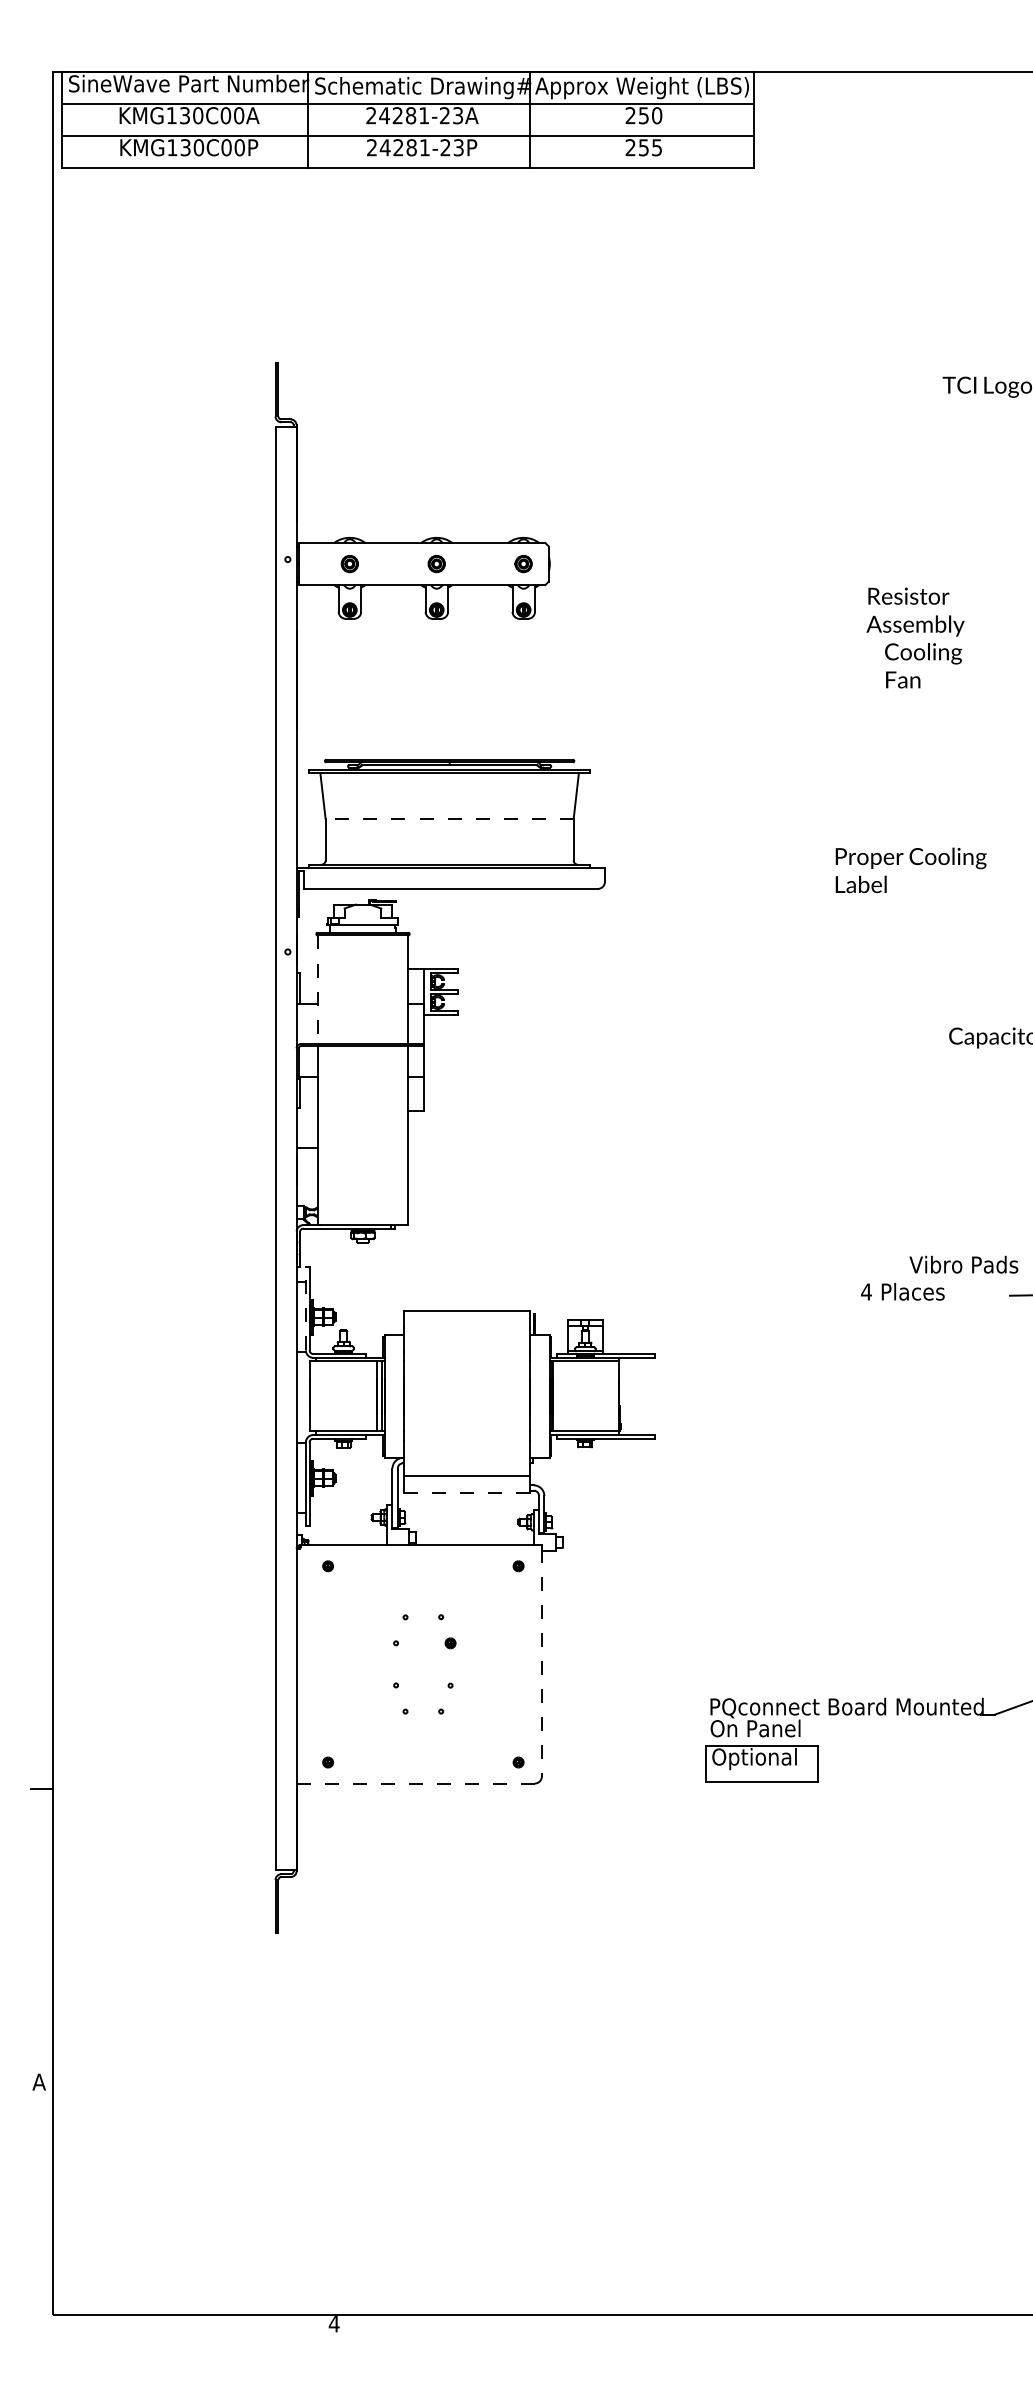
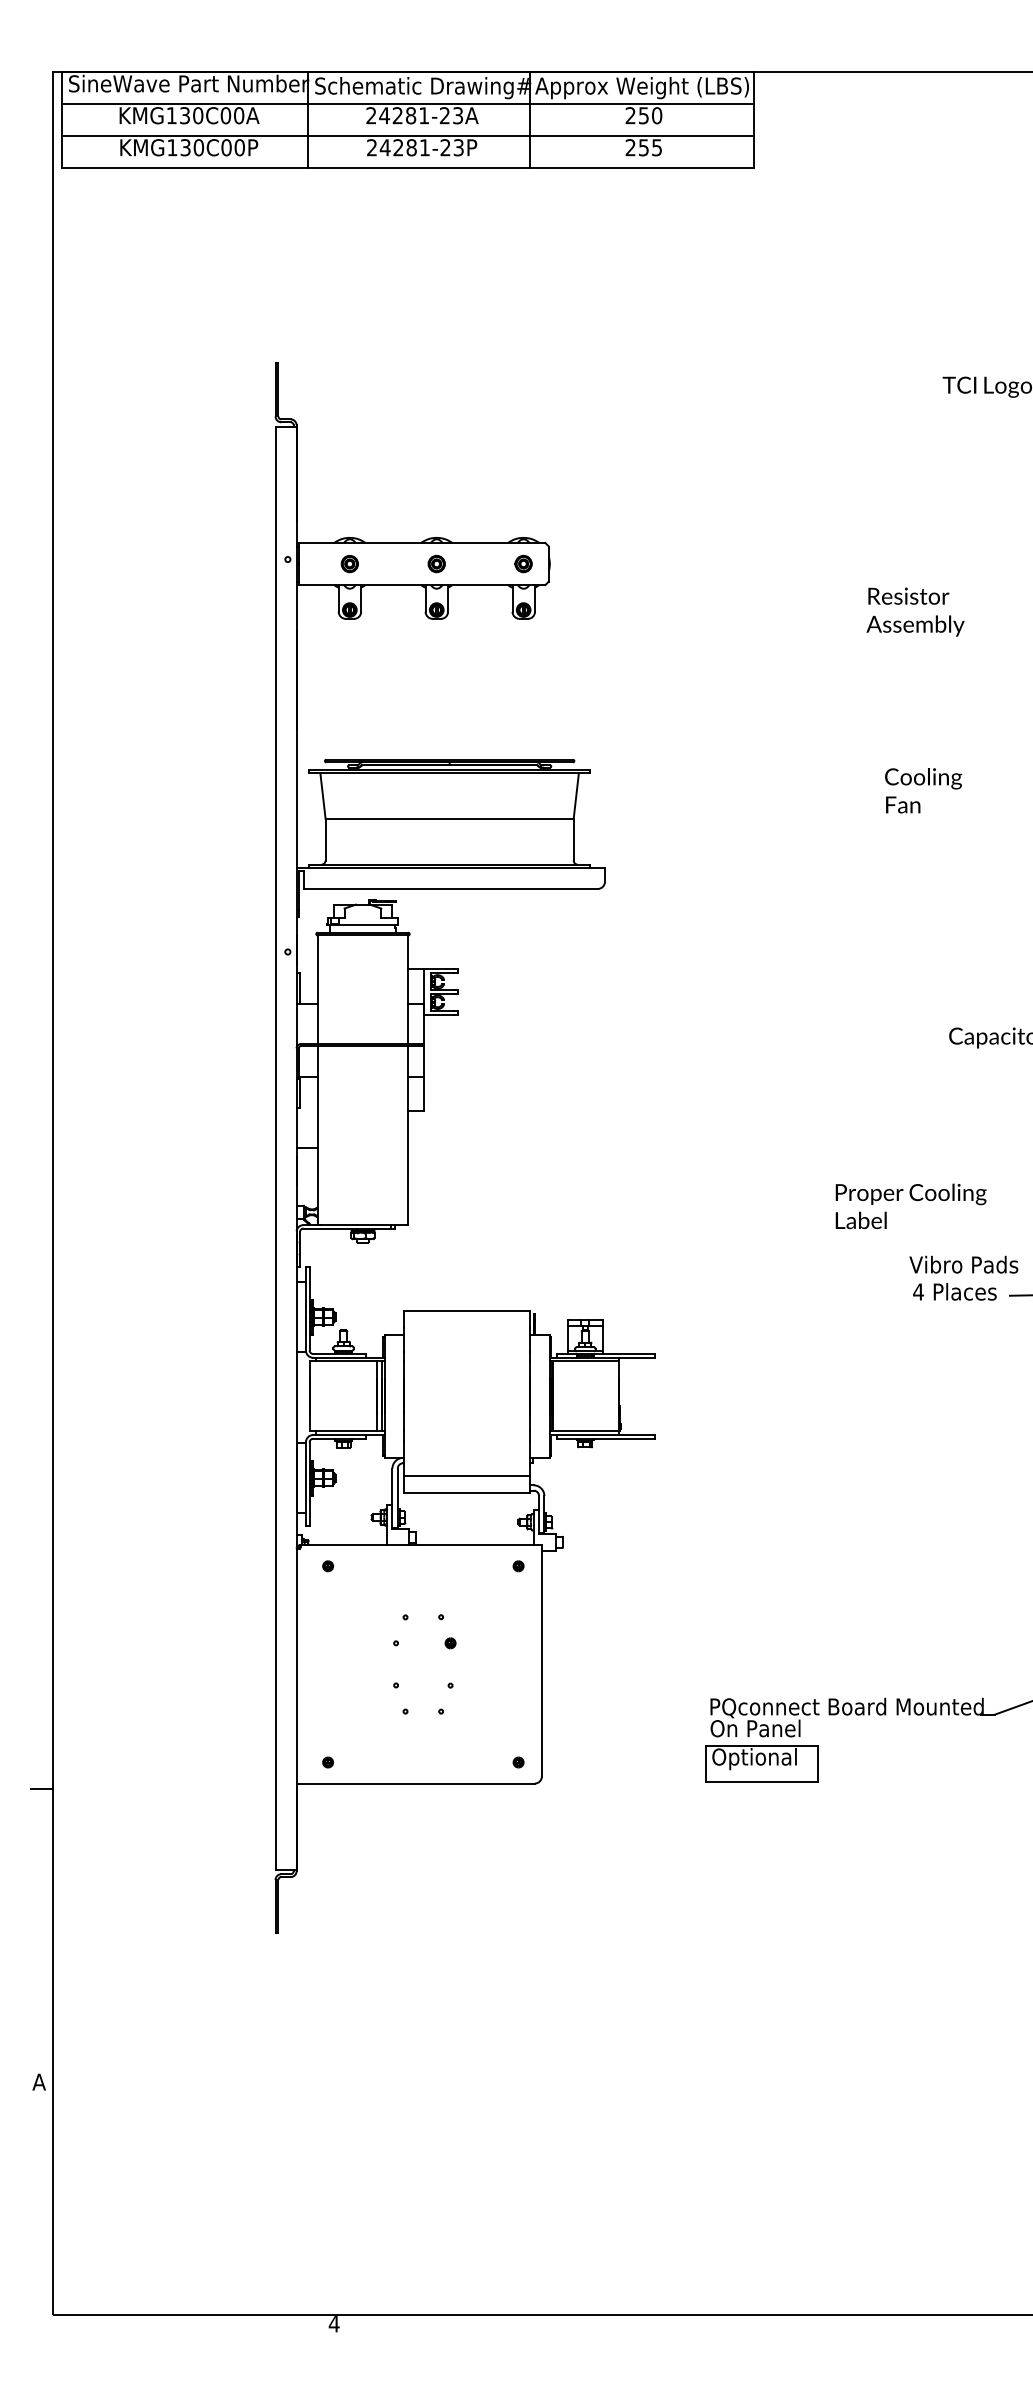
text position: (923, 665) -> (923, 790) (923, 790)
line: dashed -> solid (449, 818)
text position: (910, 870) -> (910, 1206) (910, 1206)
line: dashed -> solid (317, 990)
text position: (902, 1291) -> (954, 1291) (954, 1291)
line: dashed -> solid (305, 1308)
line: dashed -> solid (467, 1492)
line: dashed -> solid (541, 1662)
line: dashed -> solid (417, 1783)
